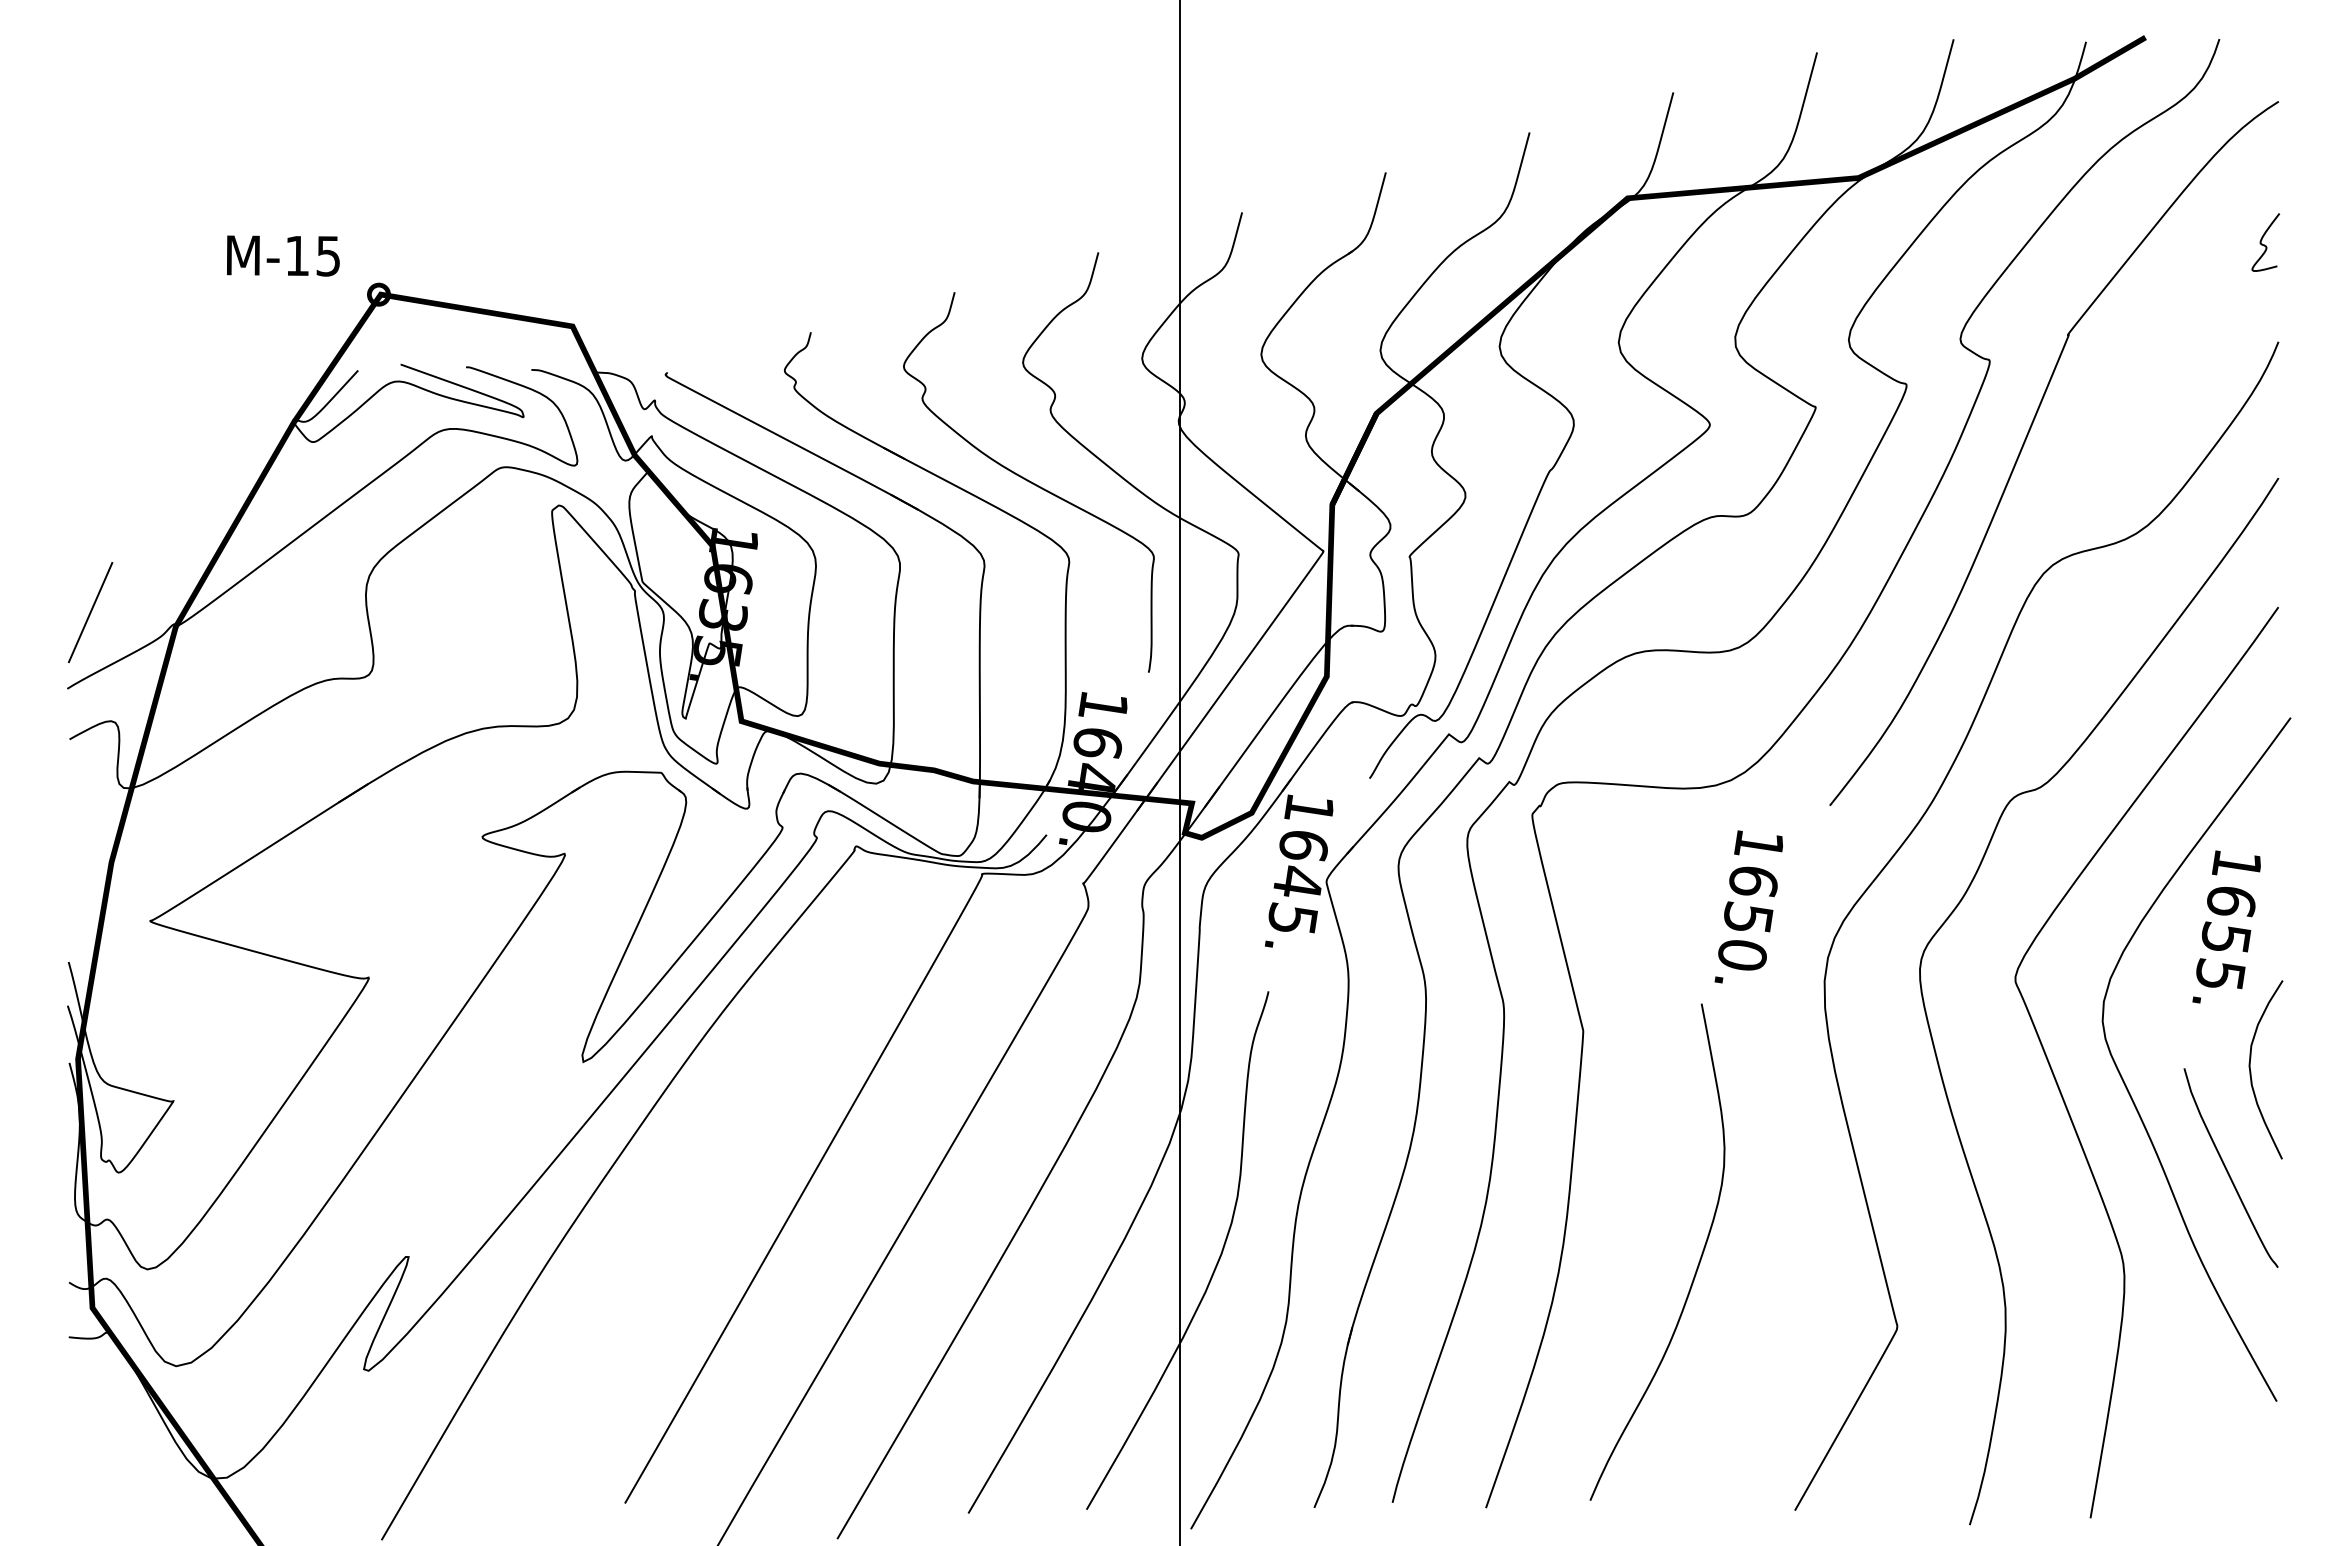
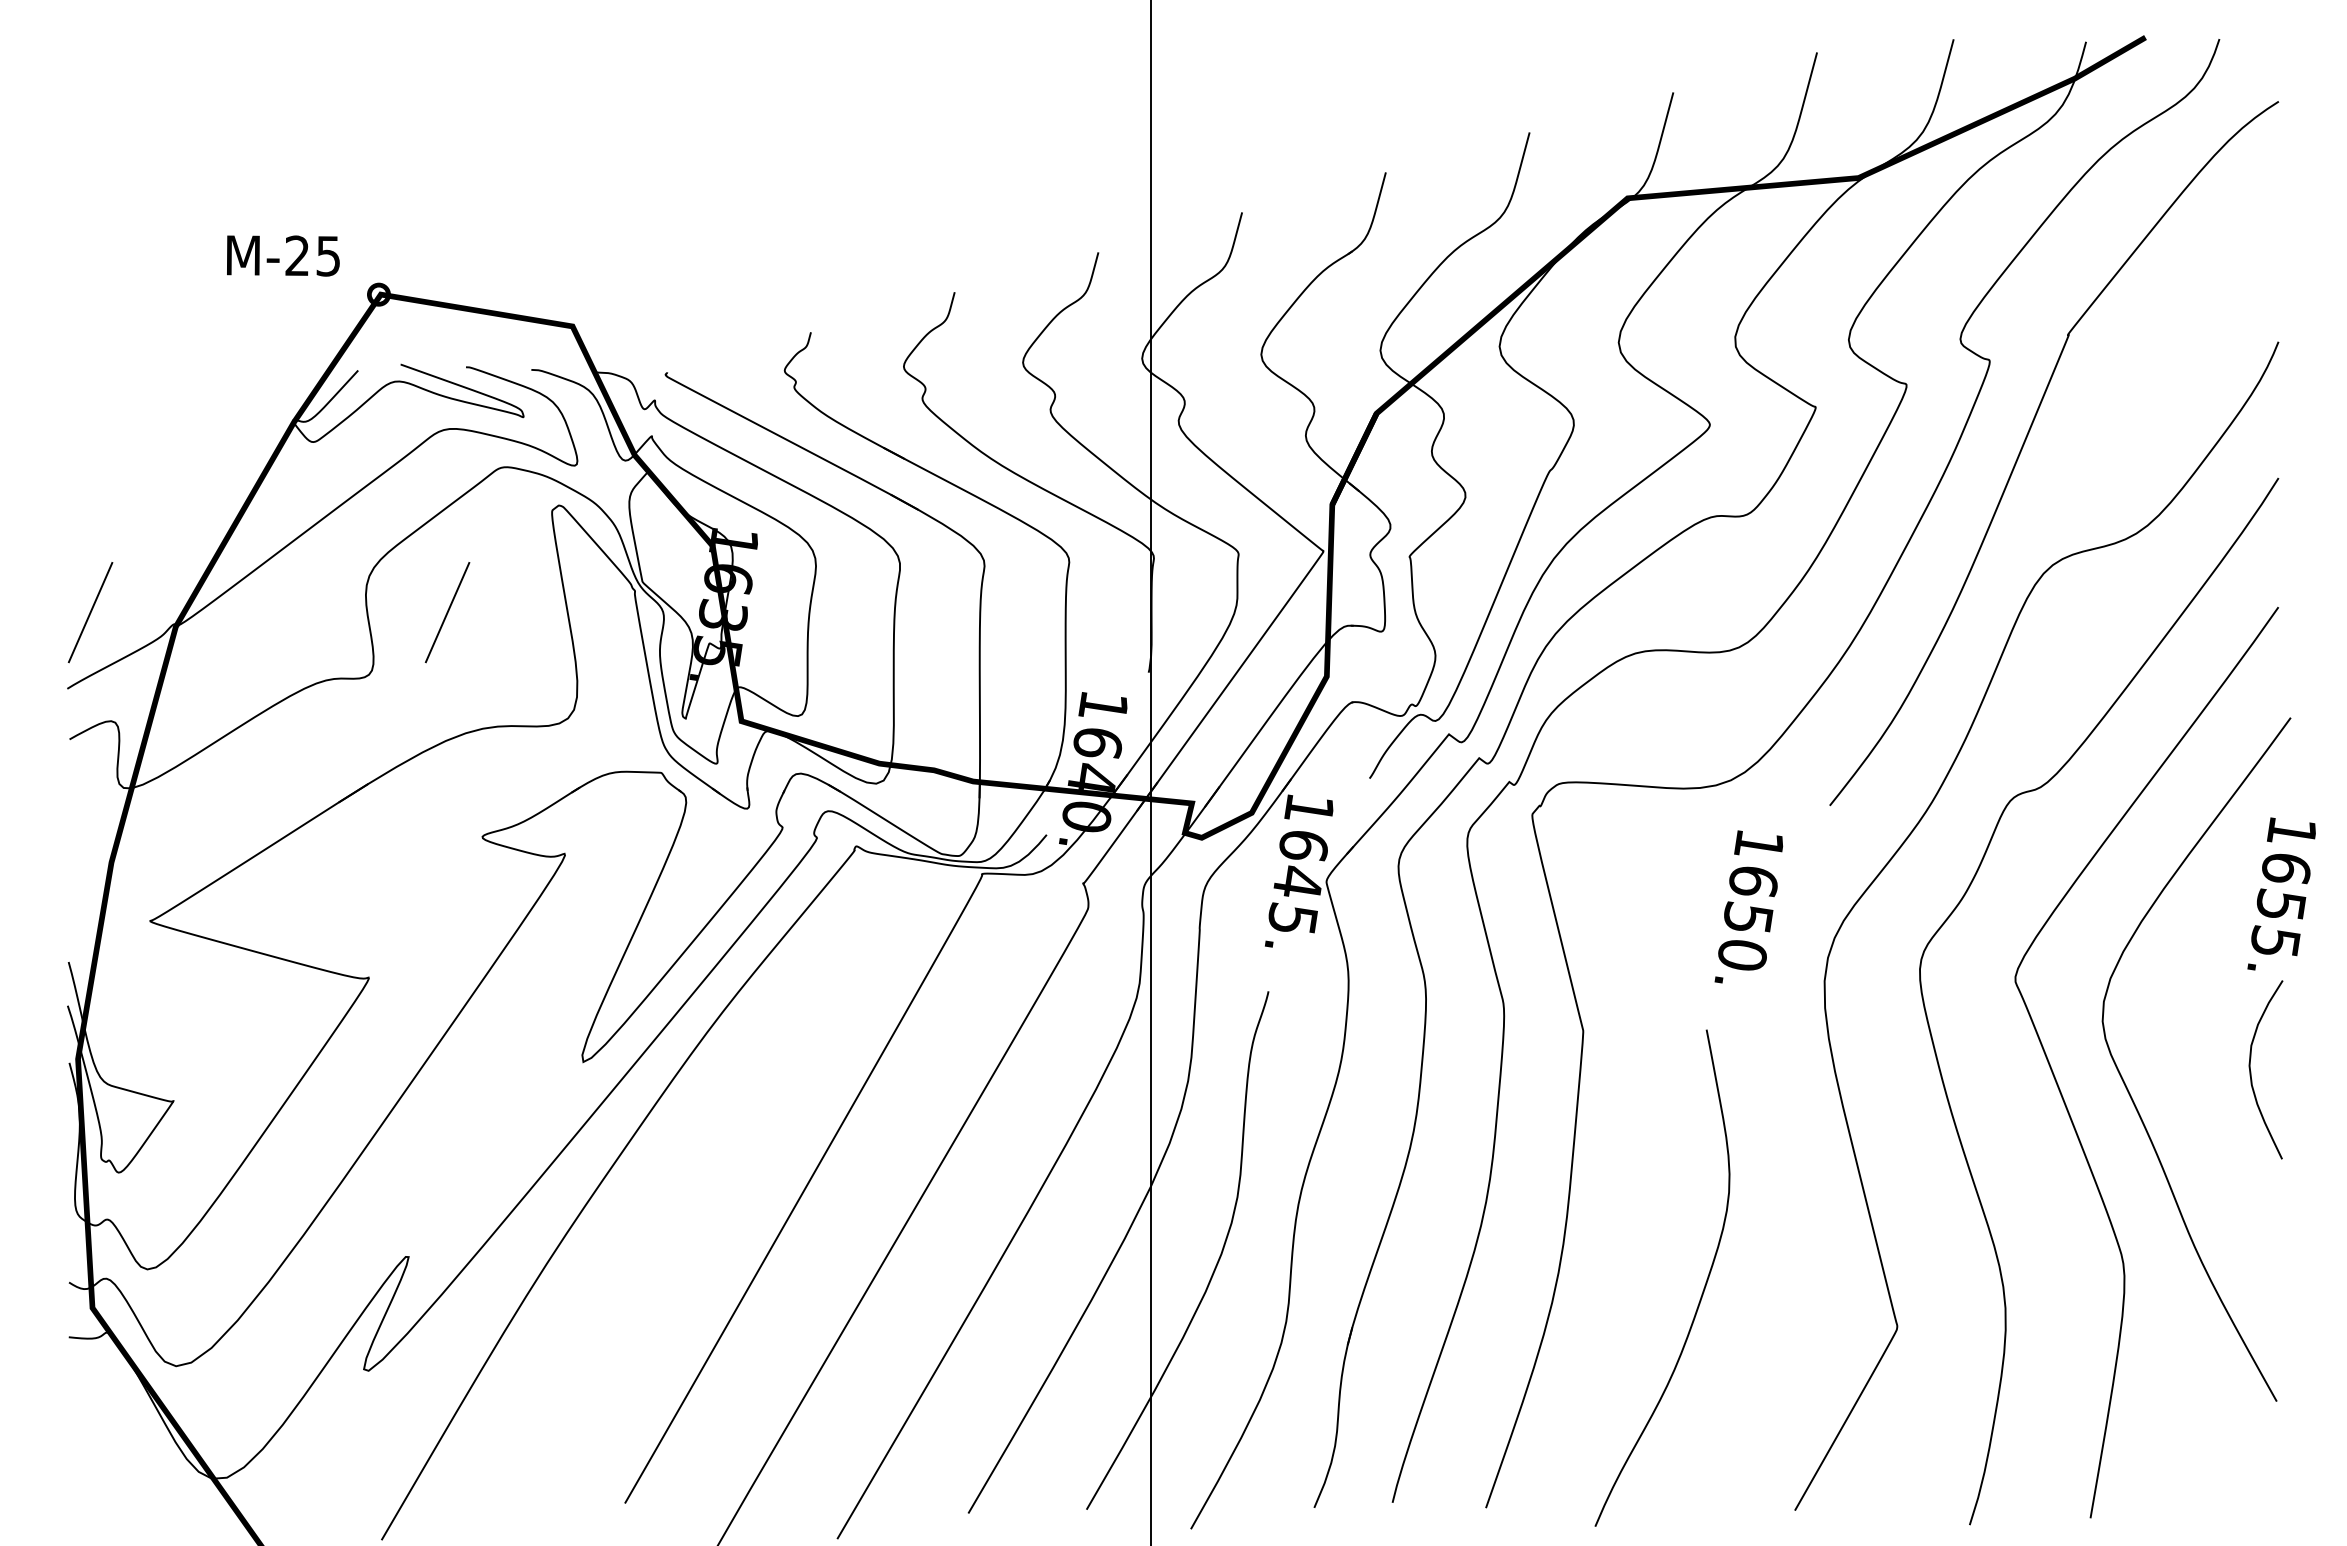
curve: present -> none (2264, 244)
text: M-15 -> M-25 (296, 255)
line: none -> present (447, 612)
line position: (1180, 772) -> (1151, 772) (1151, 772)
text position: (2226, 926) -> (2281, 893) (2281, 893)
curve: present -> none (2227, 1169)
curve position: (1697, 1265) -> (1702, 1291) (1702, 1291)
